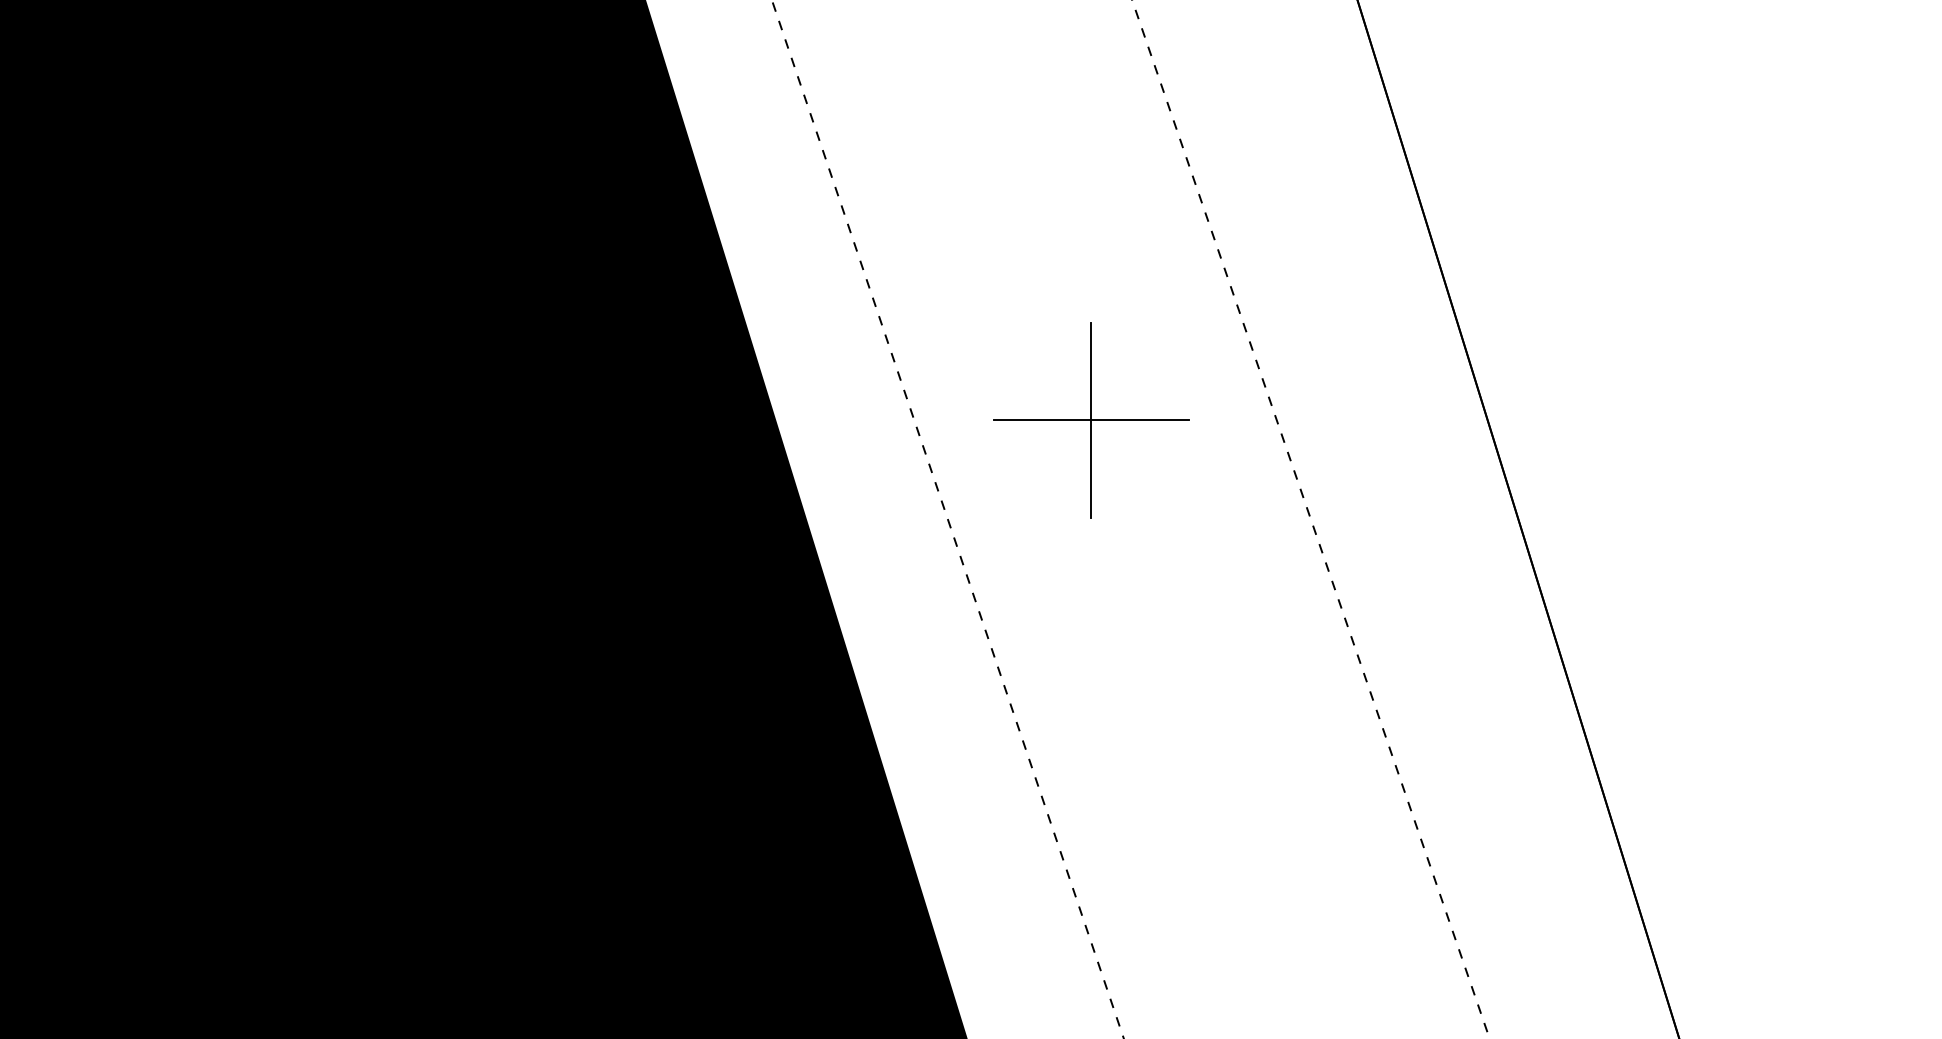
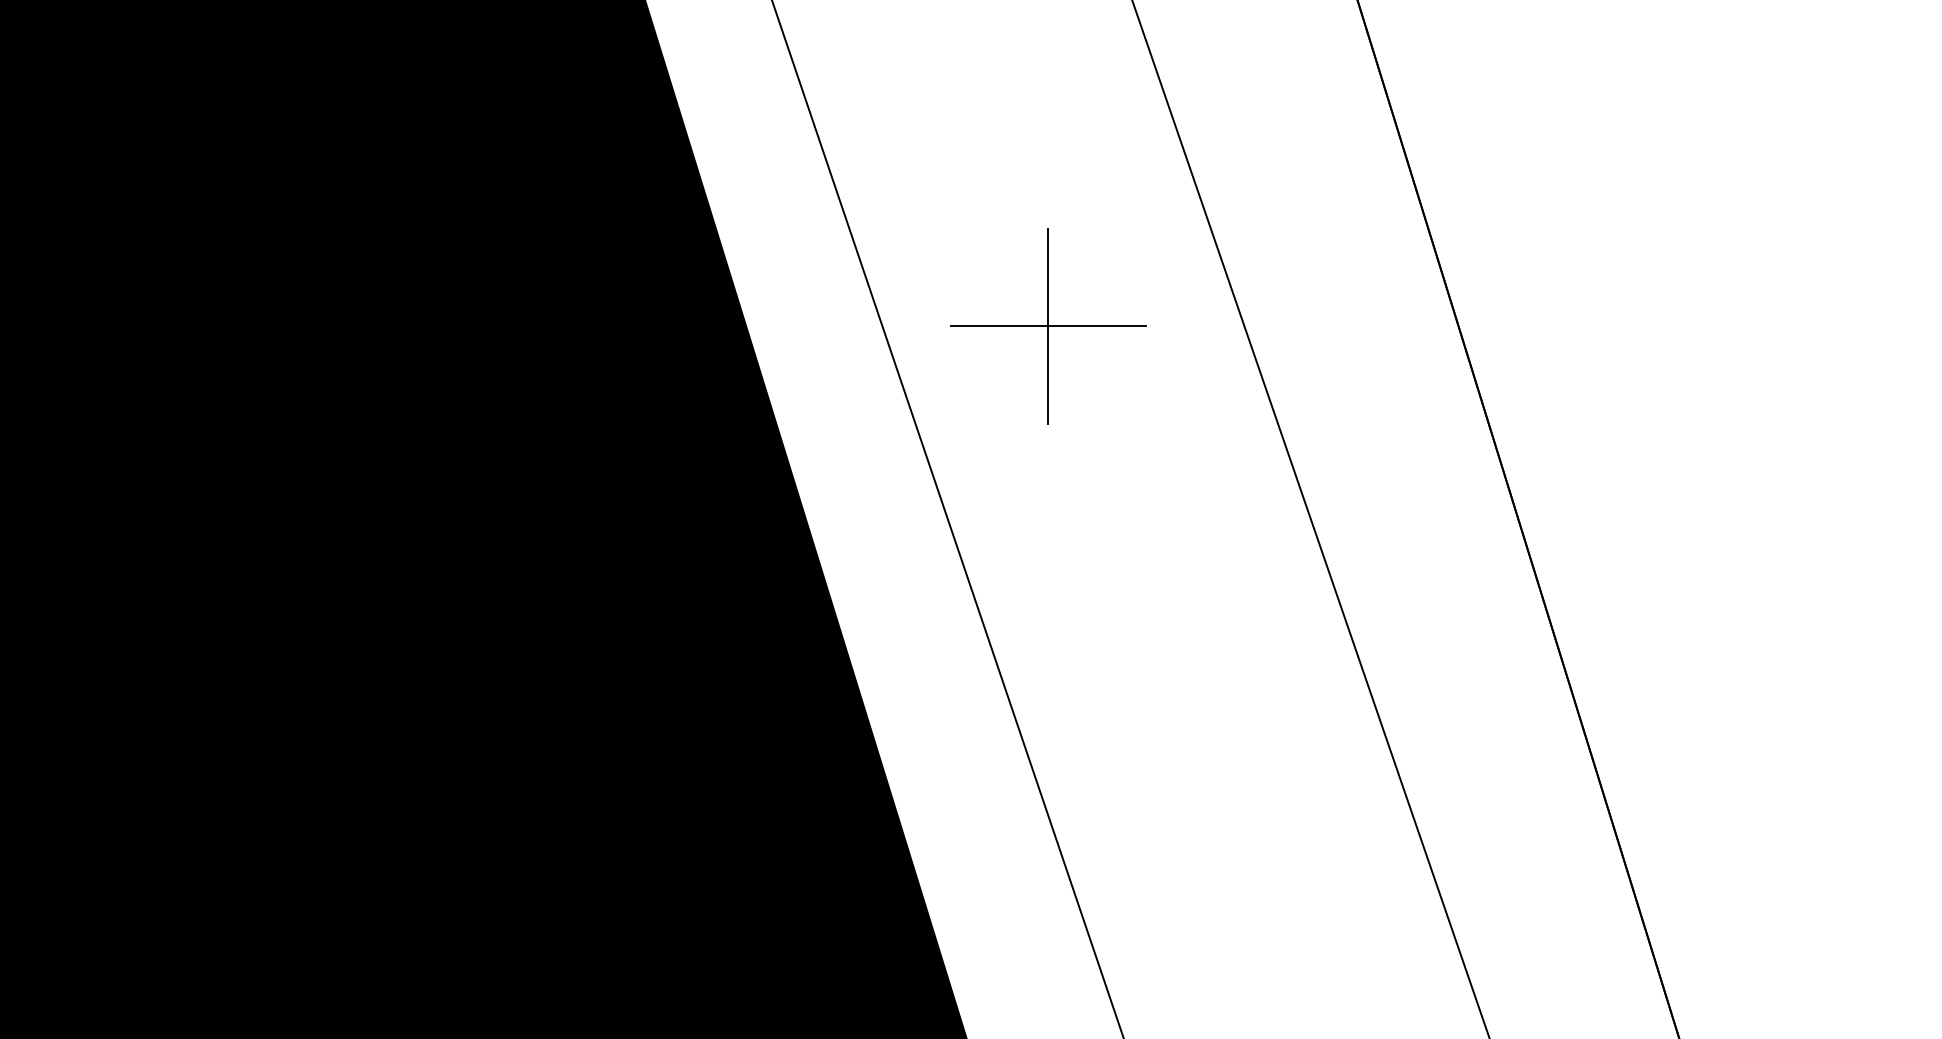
part position: (1091, 420) -> (1048, 326) (1048, 326)
line: dashed -> solid (947, 519)
line: dashed -> solid (1310, 519)
